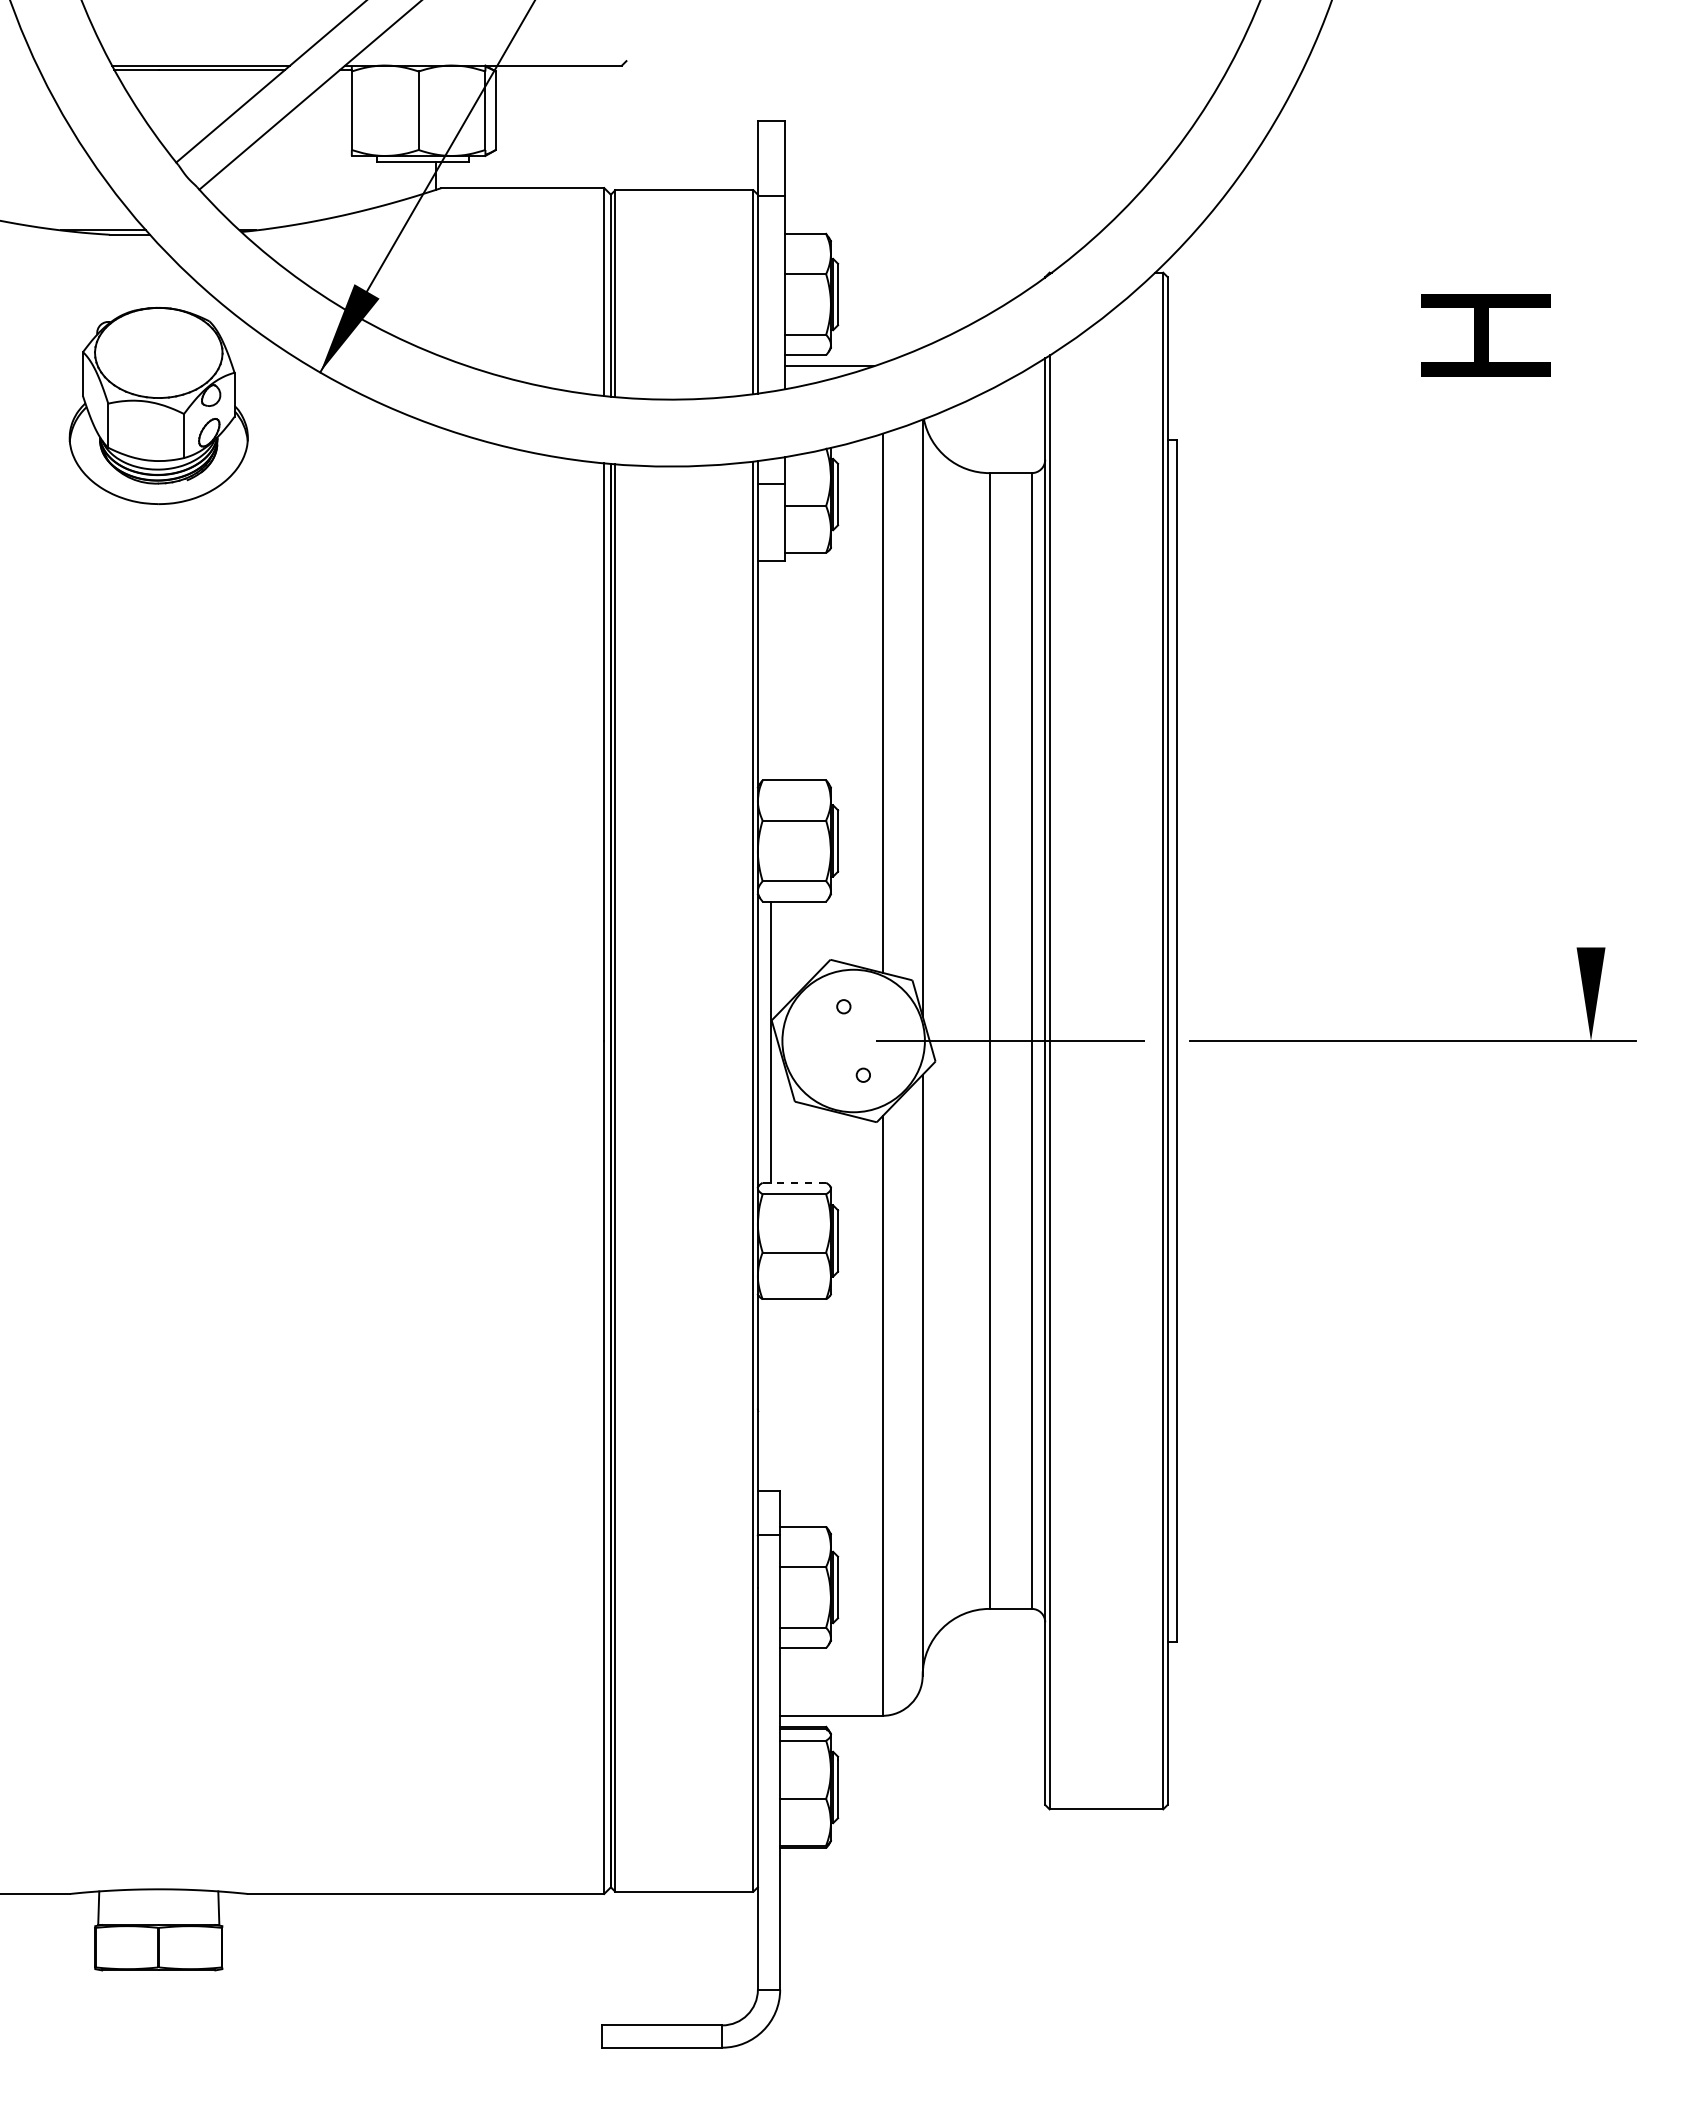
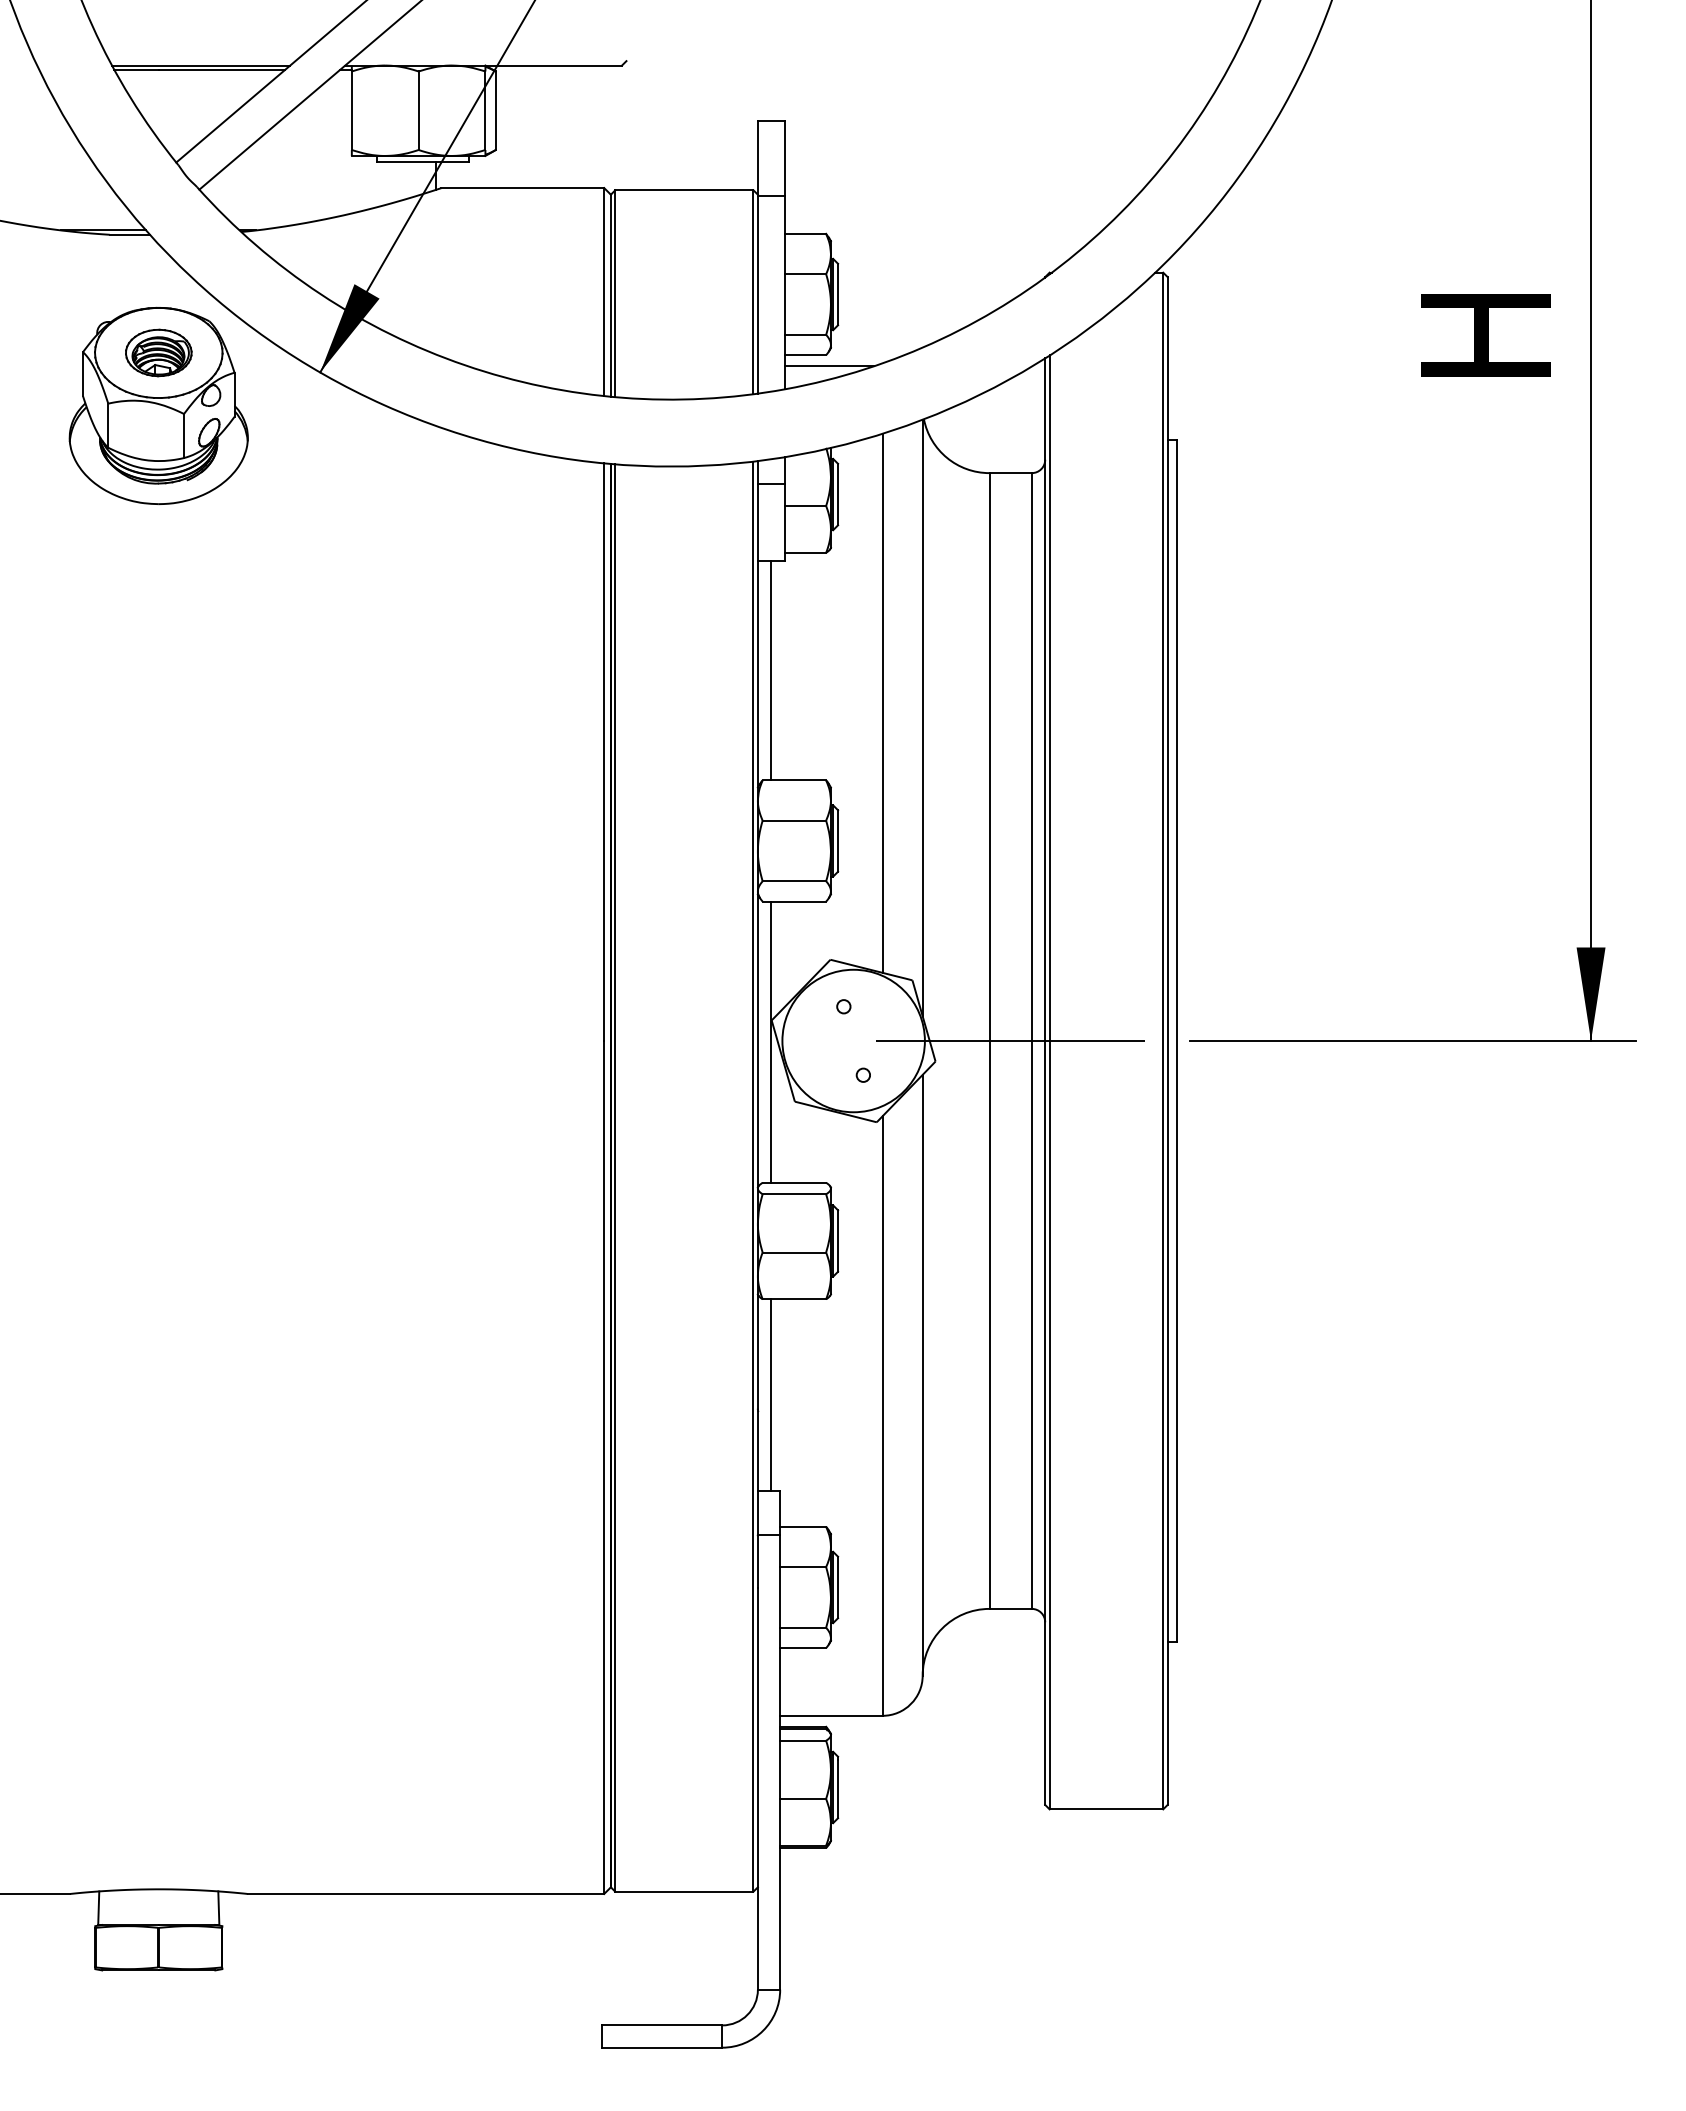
part: none -> present (158, 352)
line: none -> present (1591, 521)
line: none -> present (771, 670)
line: dashed -> solid (794, 1182)
line: none -> present (771, 1394)
